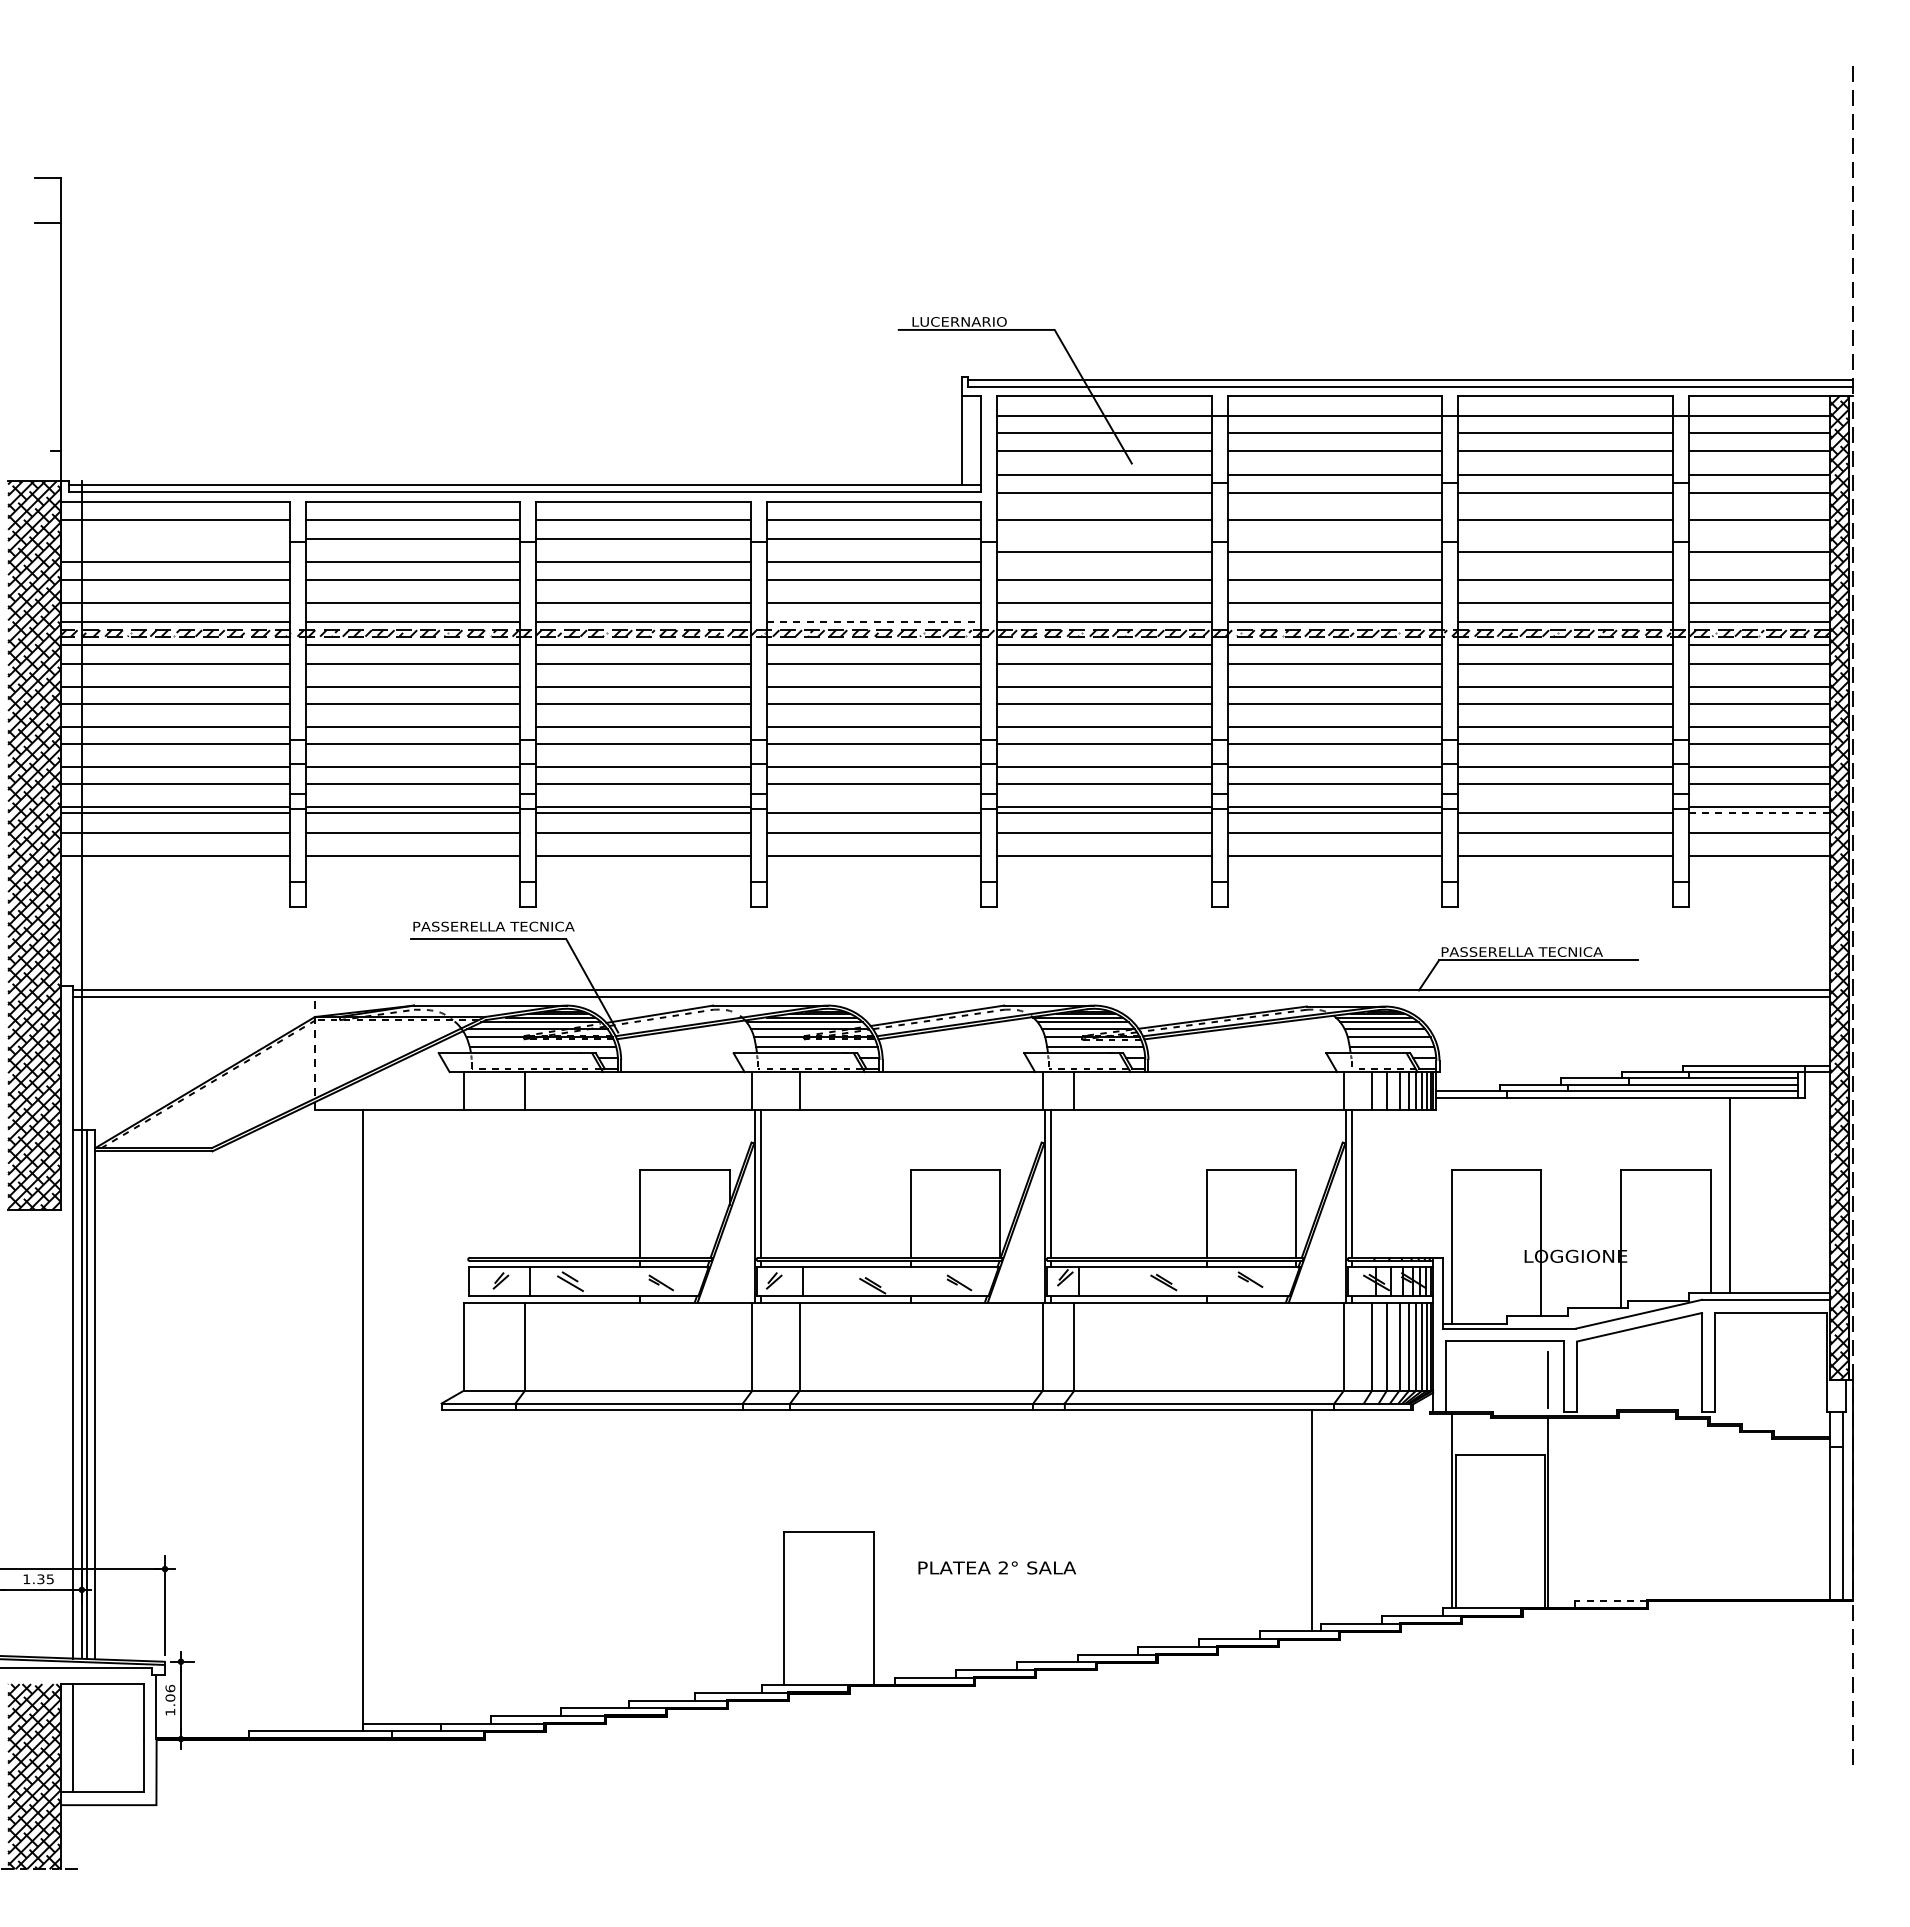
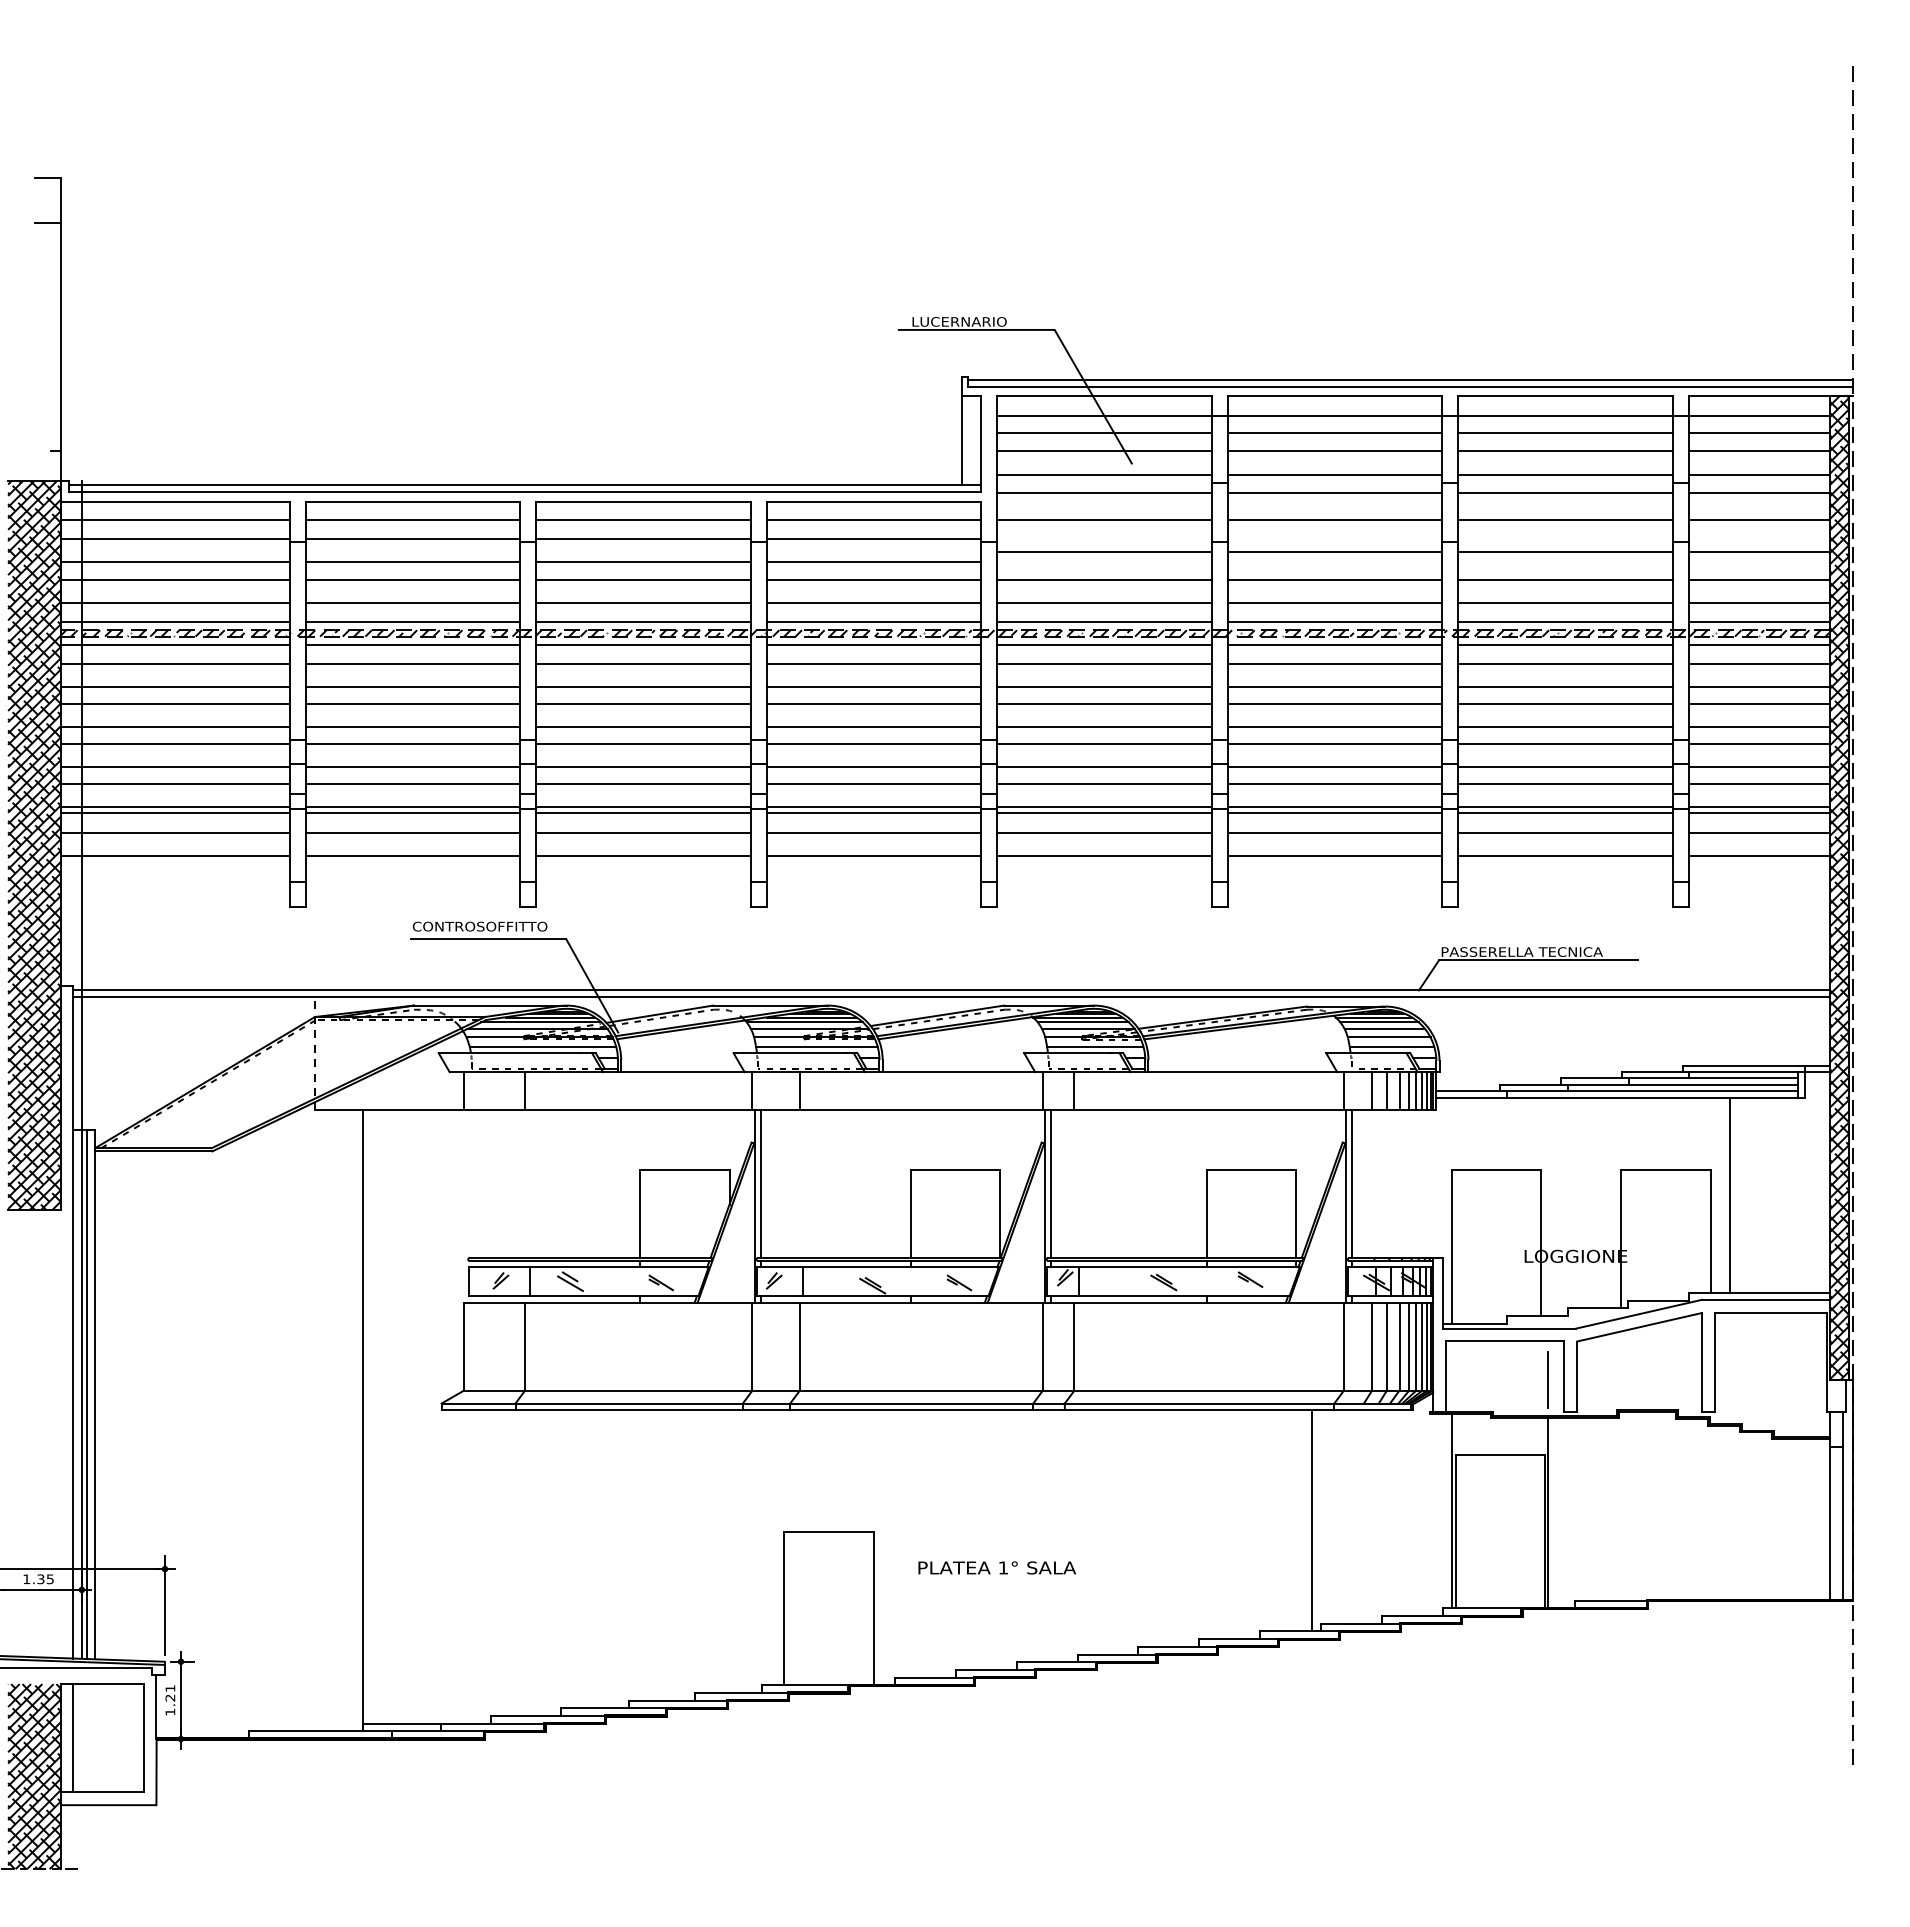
line: none -> present (174, 538)
line: dashed -> solid (874, 622)
line: none -> present (873, 806)
line: none -> present (1565, 806)
line: dashed -> solid (1759, 813)
text: PASSERELLA TECNICA -> CONTROSOFFITTO (493, 926)
text: 2° -> 1° (1002, 1567)
line: dashed -> solid (1610, 1600)
text: 1.06 -> 1.21 (170, 1692)
